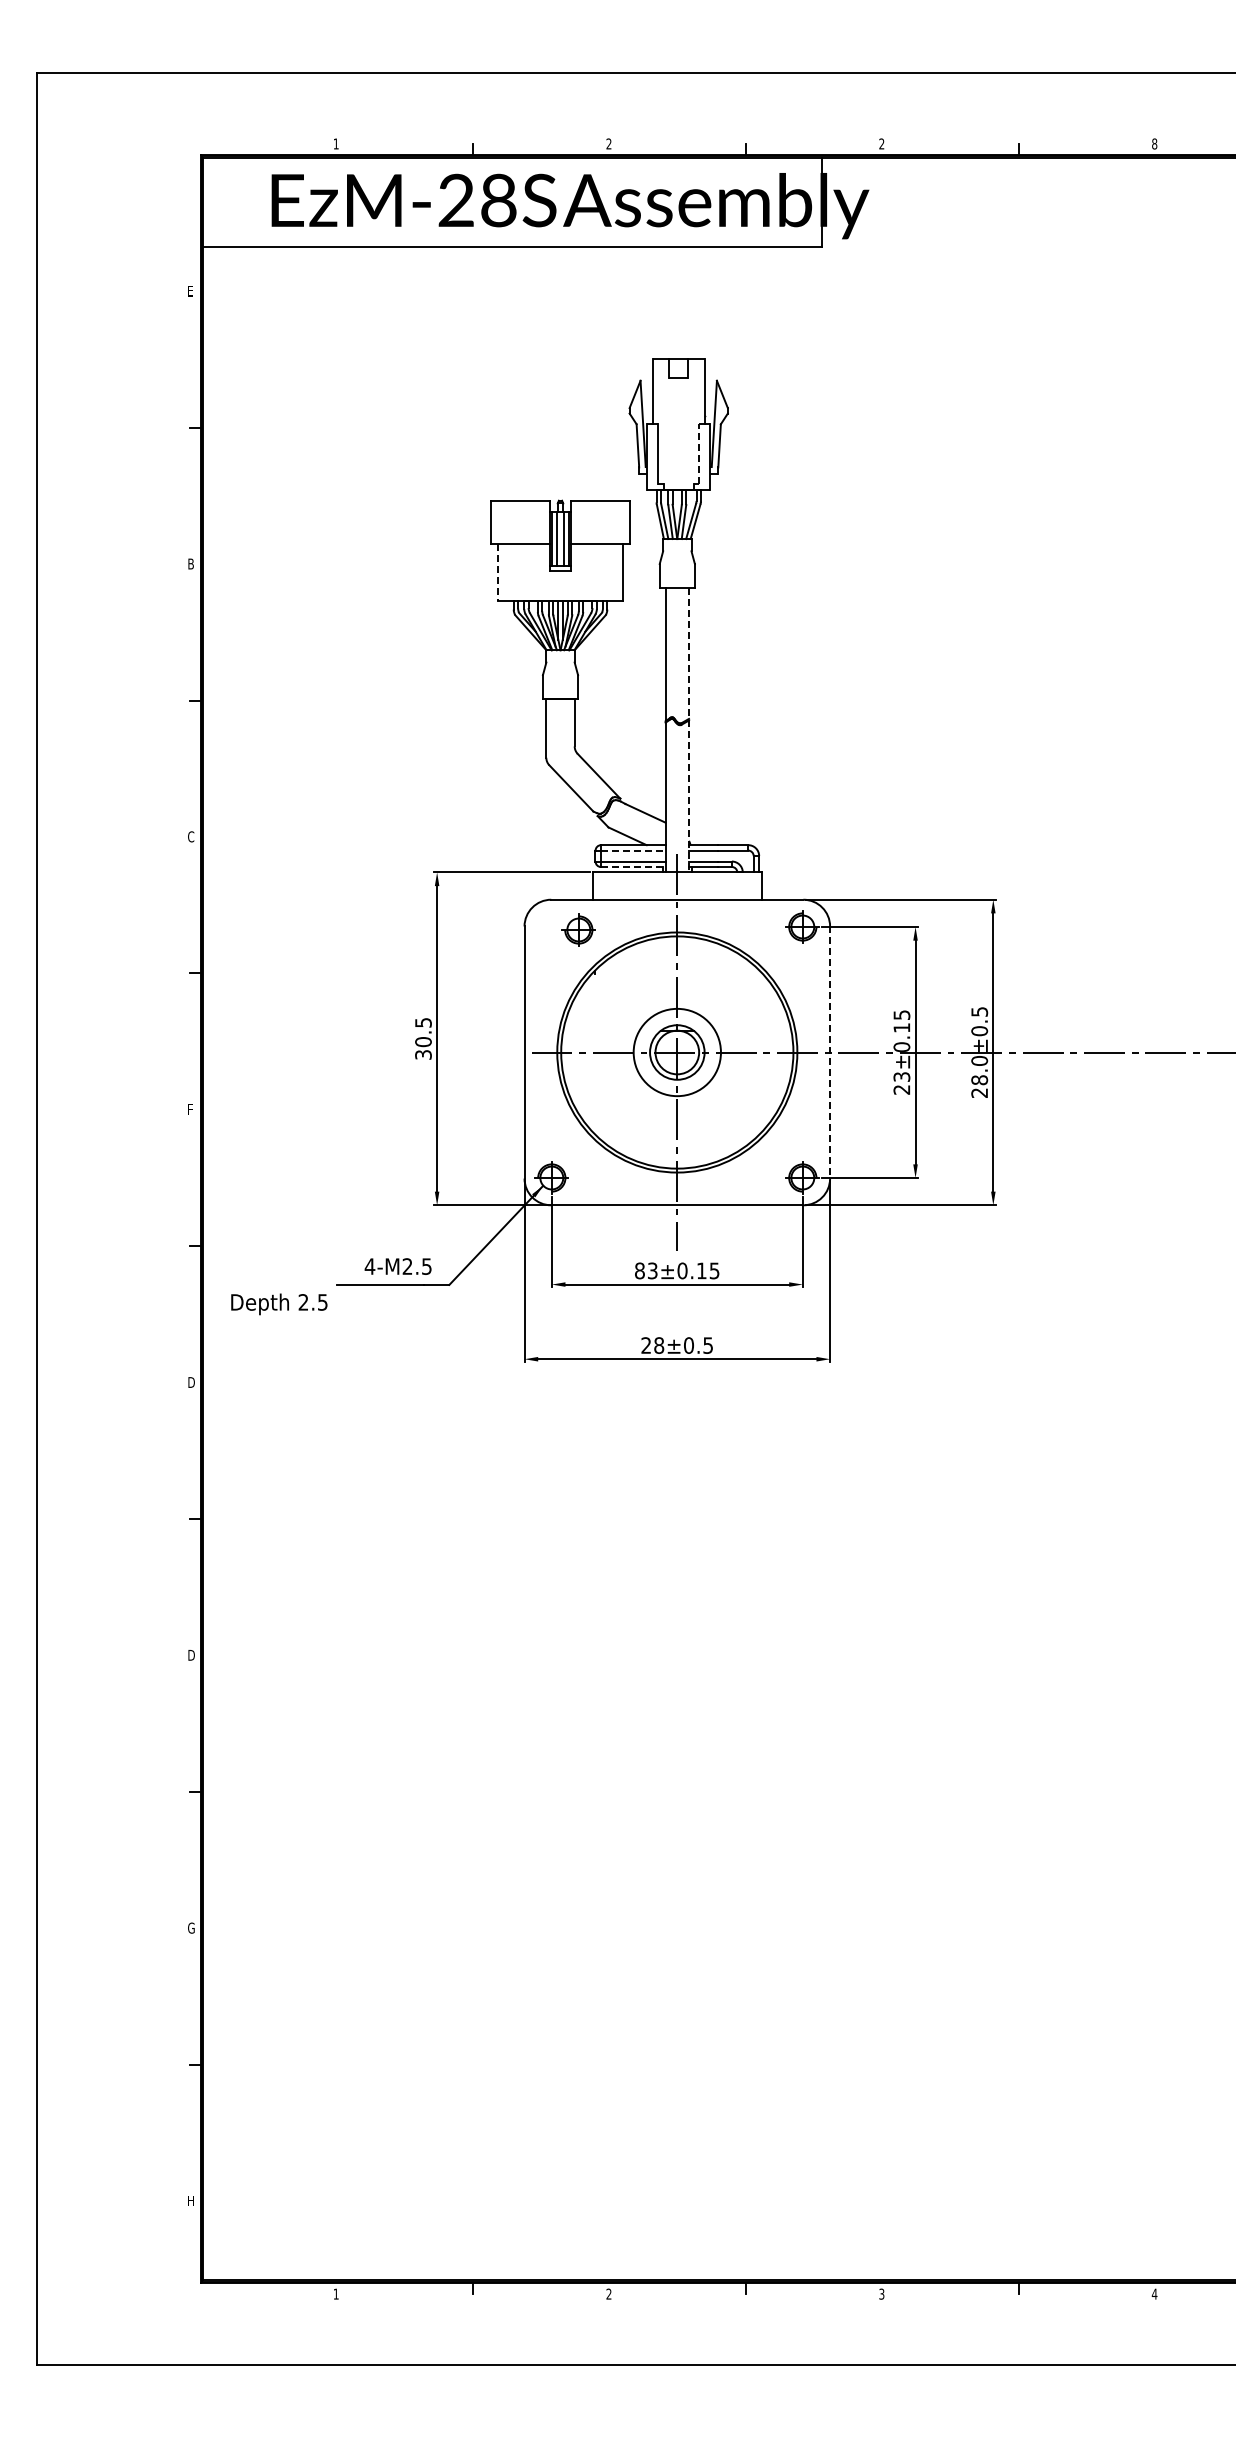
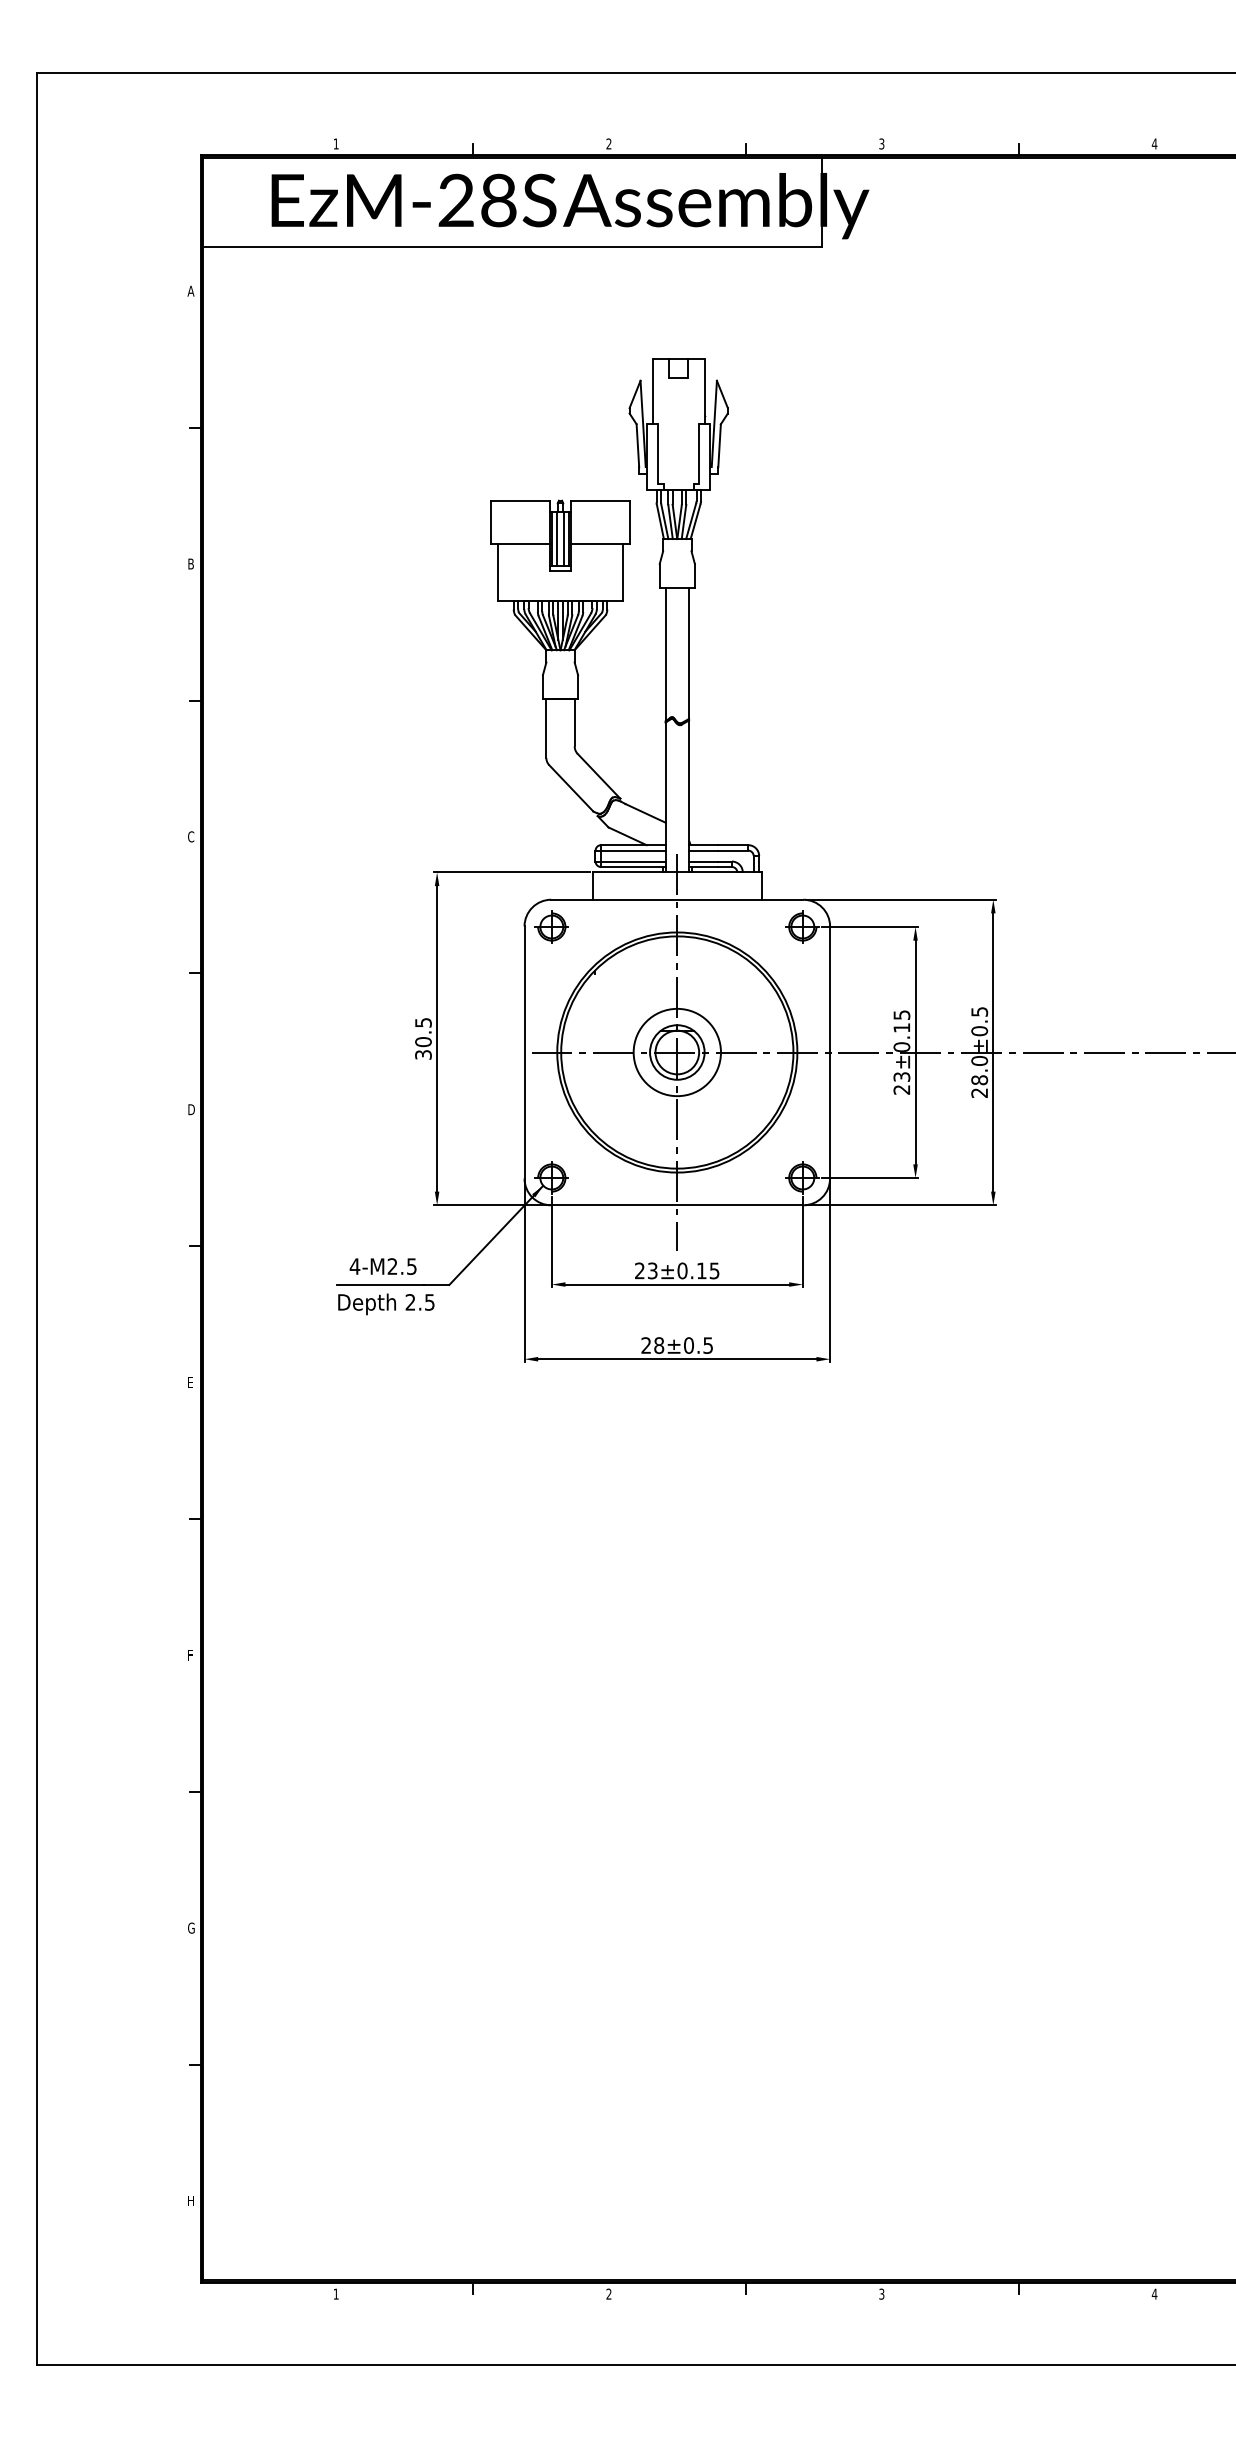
text: 8 -> 4 (1154, 143)
text: 2 -> 3 (881, 144)
text: E -> A (190, 290)
line: dashed -> solid (699, 454)
line: dashed -> solid (497, 573)
line: dashed -> solid (689, 730)
line: dashed -> solid (633, 850)
line: dashed -> solid (633, 867)
part position: (578, 929) -> (551, 926) (551, 926)
line: dashed -> solid (830, 1053)
text: F -> D (191, 1109)
text position: (397, 1266) -> (382, 1266) (382, 1266)
text: 83±0.15 -> 23±0.15 (639, 1270)
text position: (279, 1304) -> (386, 1304) (386, 1304)
text: D -> E (191, 1382)
text: D -> F (191, 1654)
